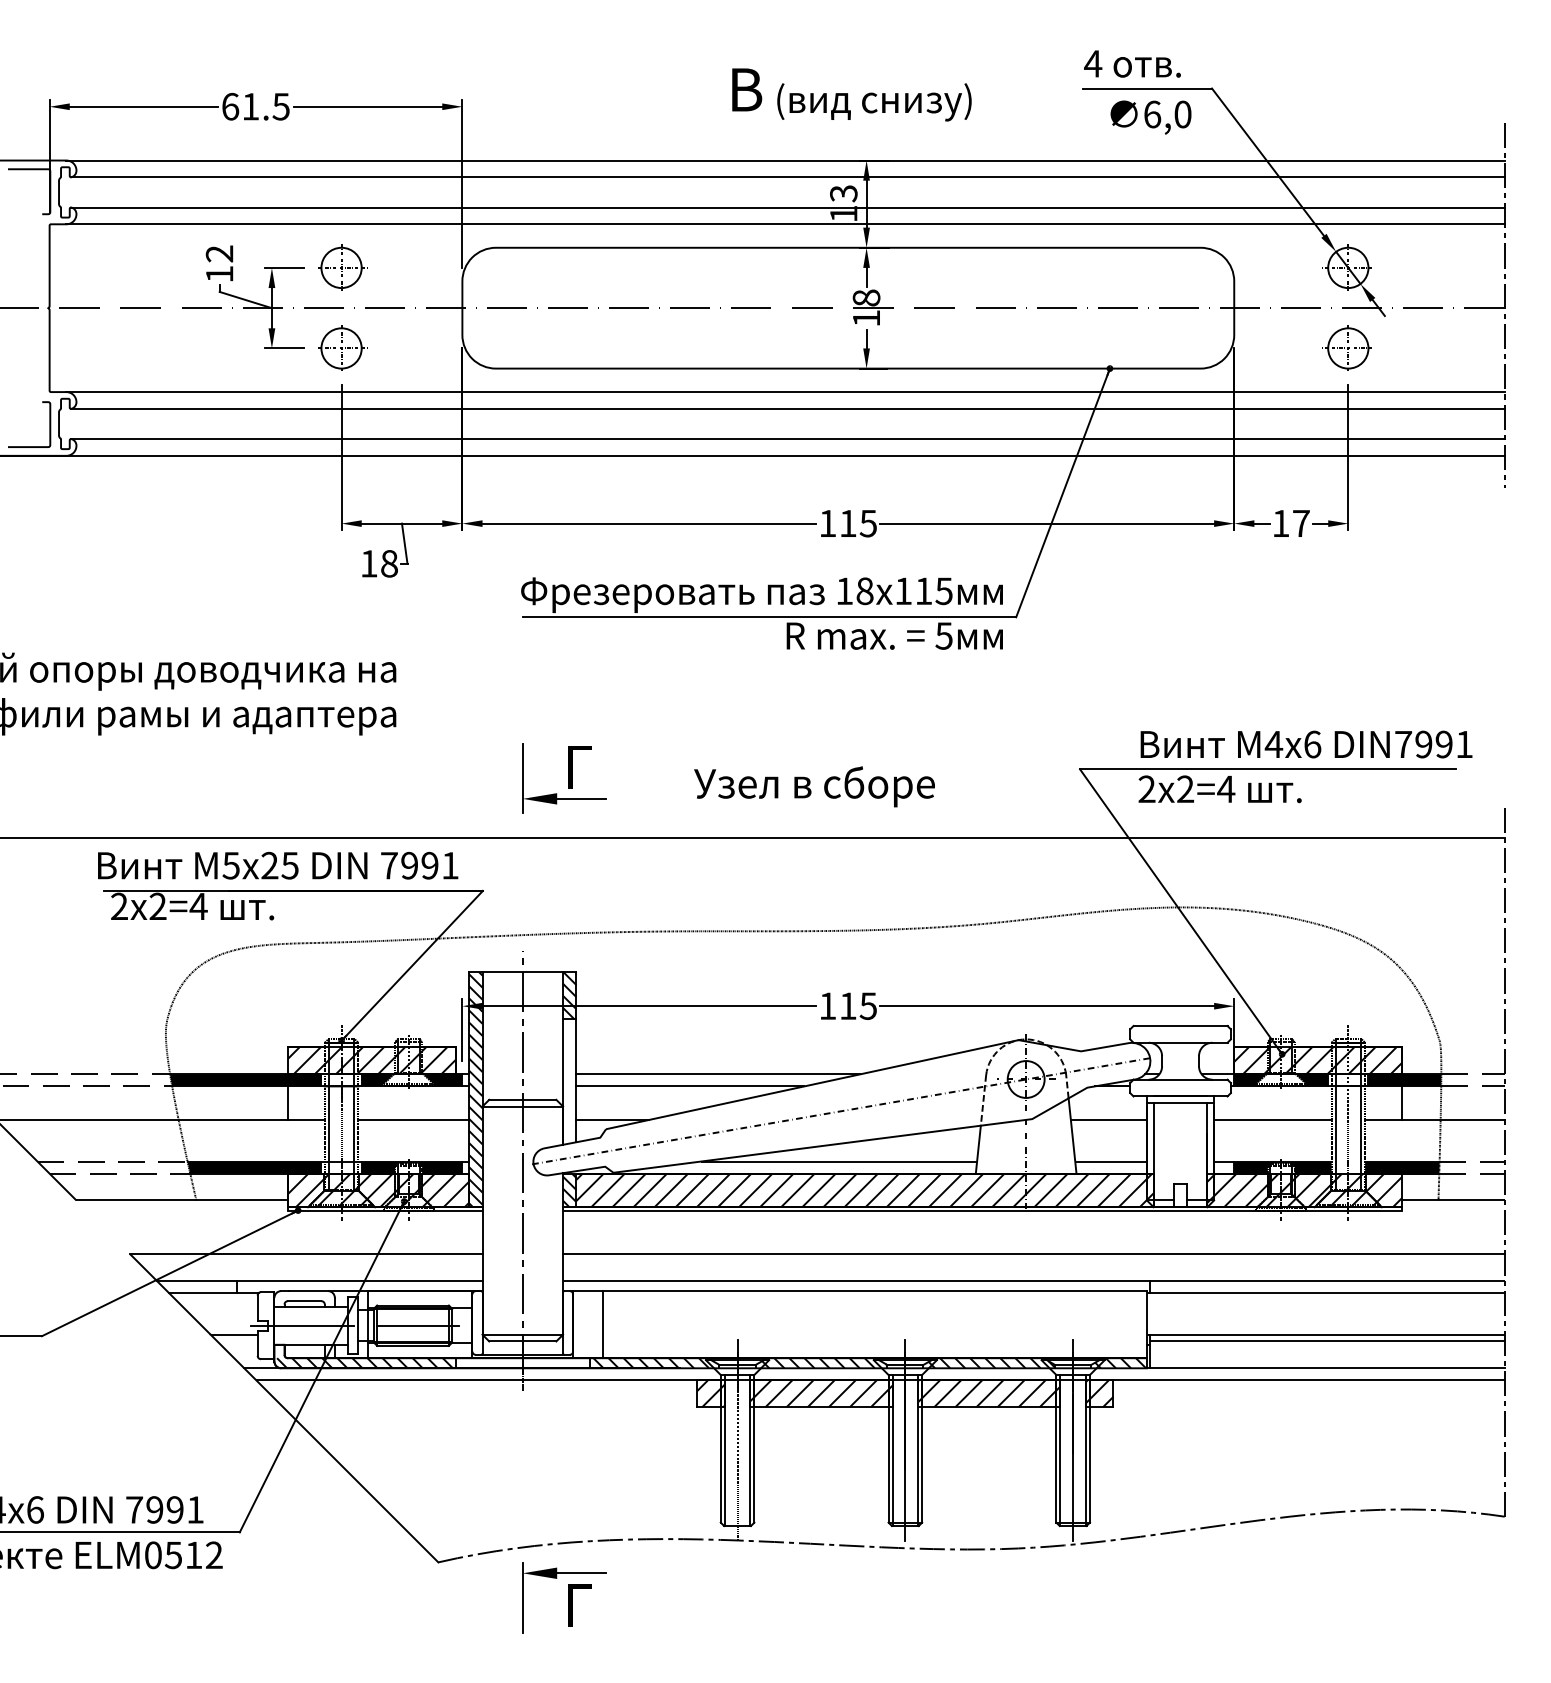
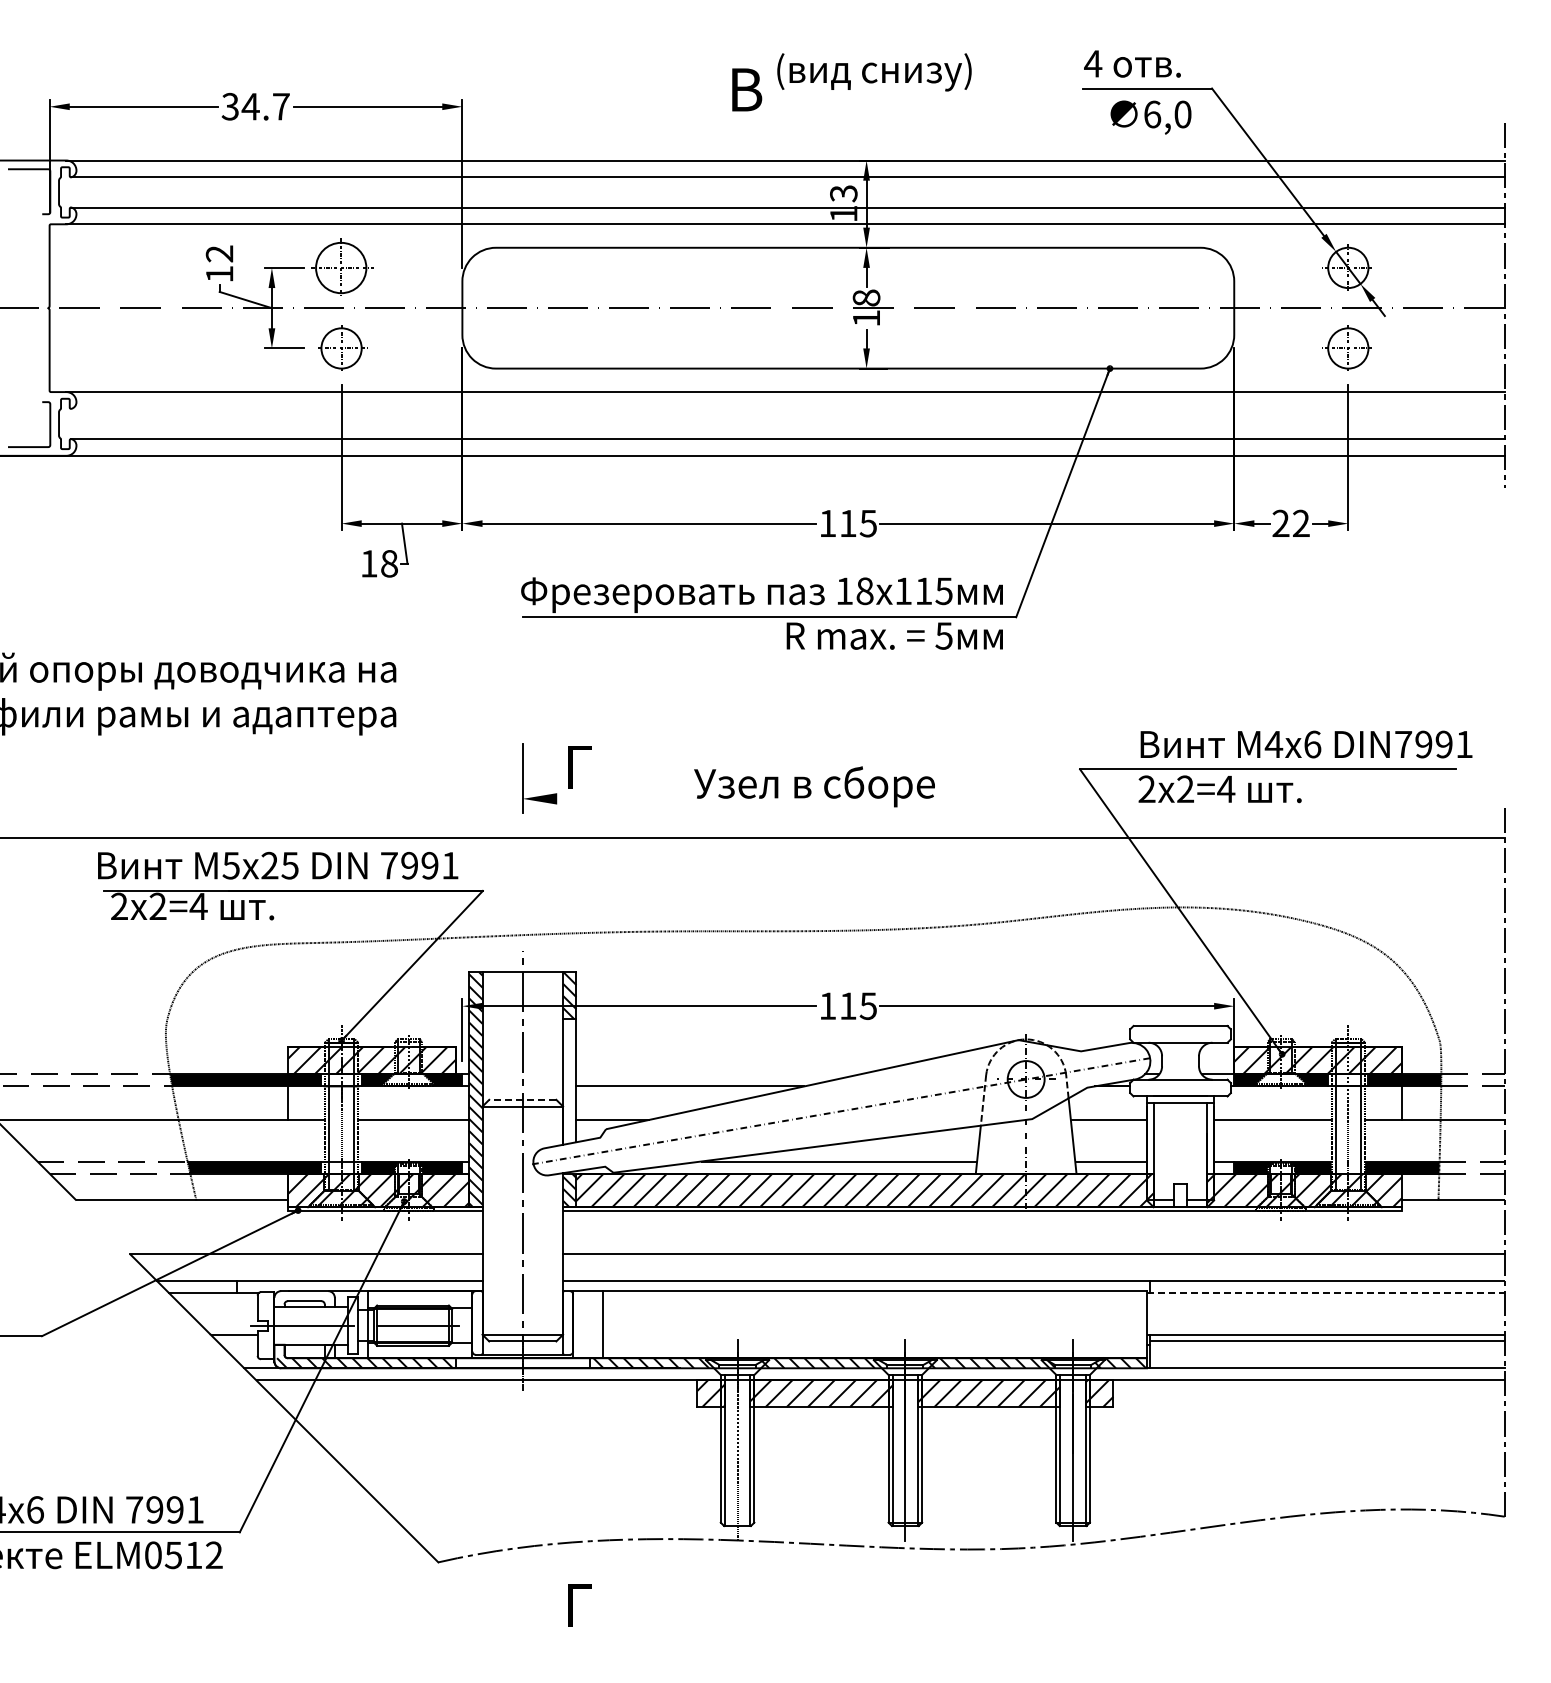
text position: (874, 102) -> (874, 72) (874, 72)
text: 61.5 -> 34.7 (255, 106)
part size: 50x47 px -> 63x58 px (342, 266)
line: present -> none (787, 408)
text: 17 -> 22 (1290, 522)
line: present -> none (581, 798)
line: present -> none (718, 1074)
line: solid -> dashed (522, 1099)
line: solid -> dashed (1325, 1293)
part: present -> none (557, 1578)
